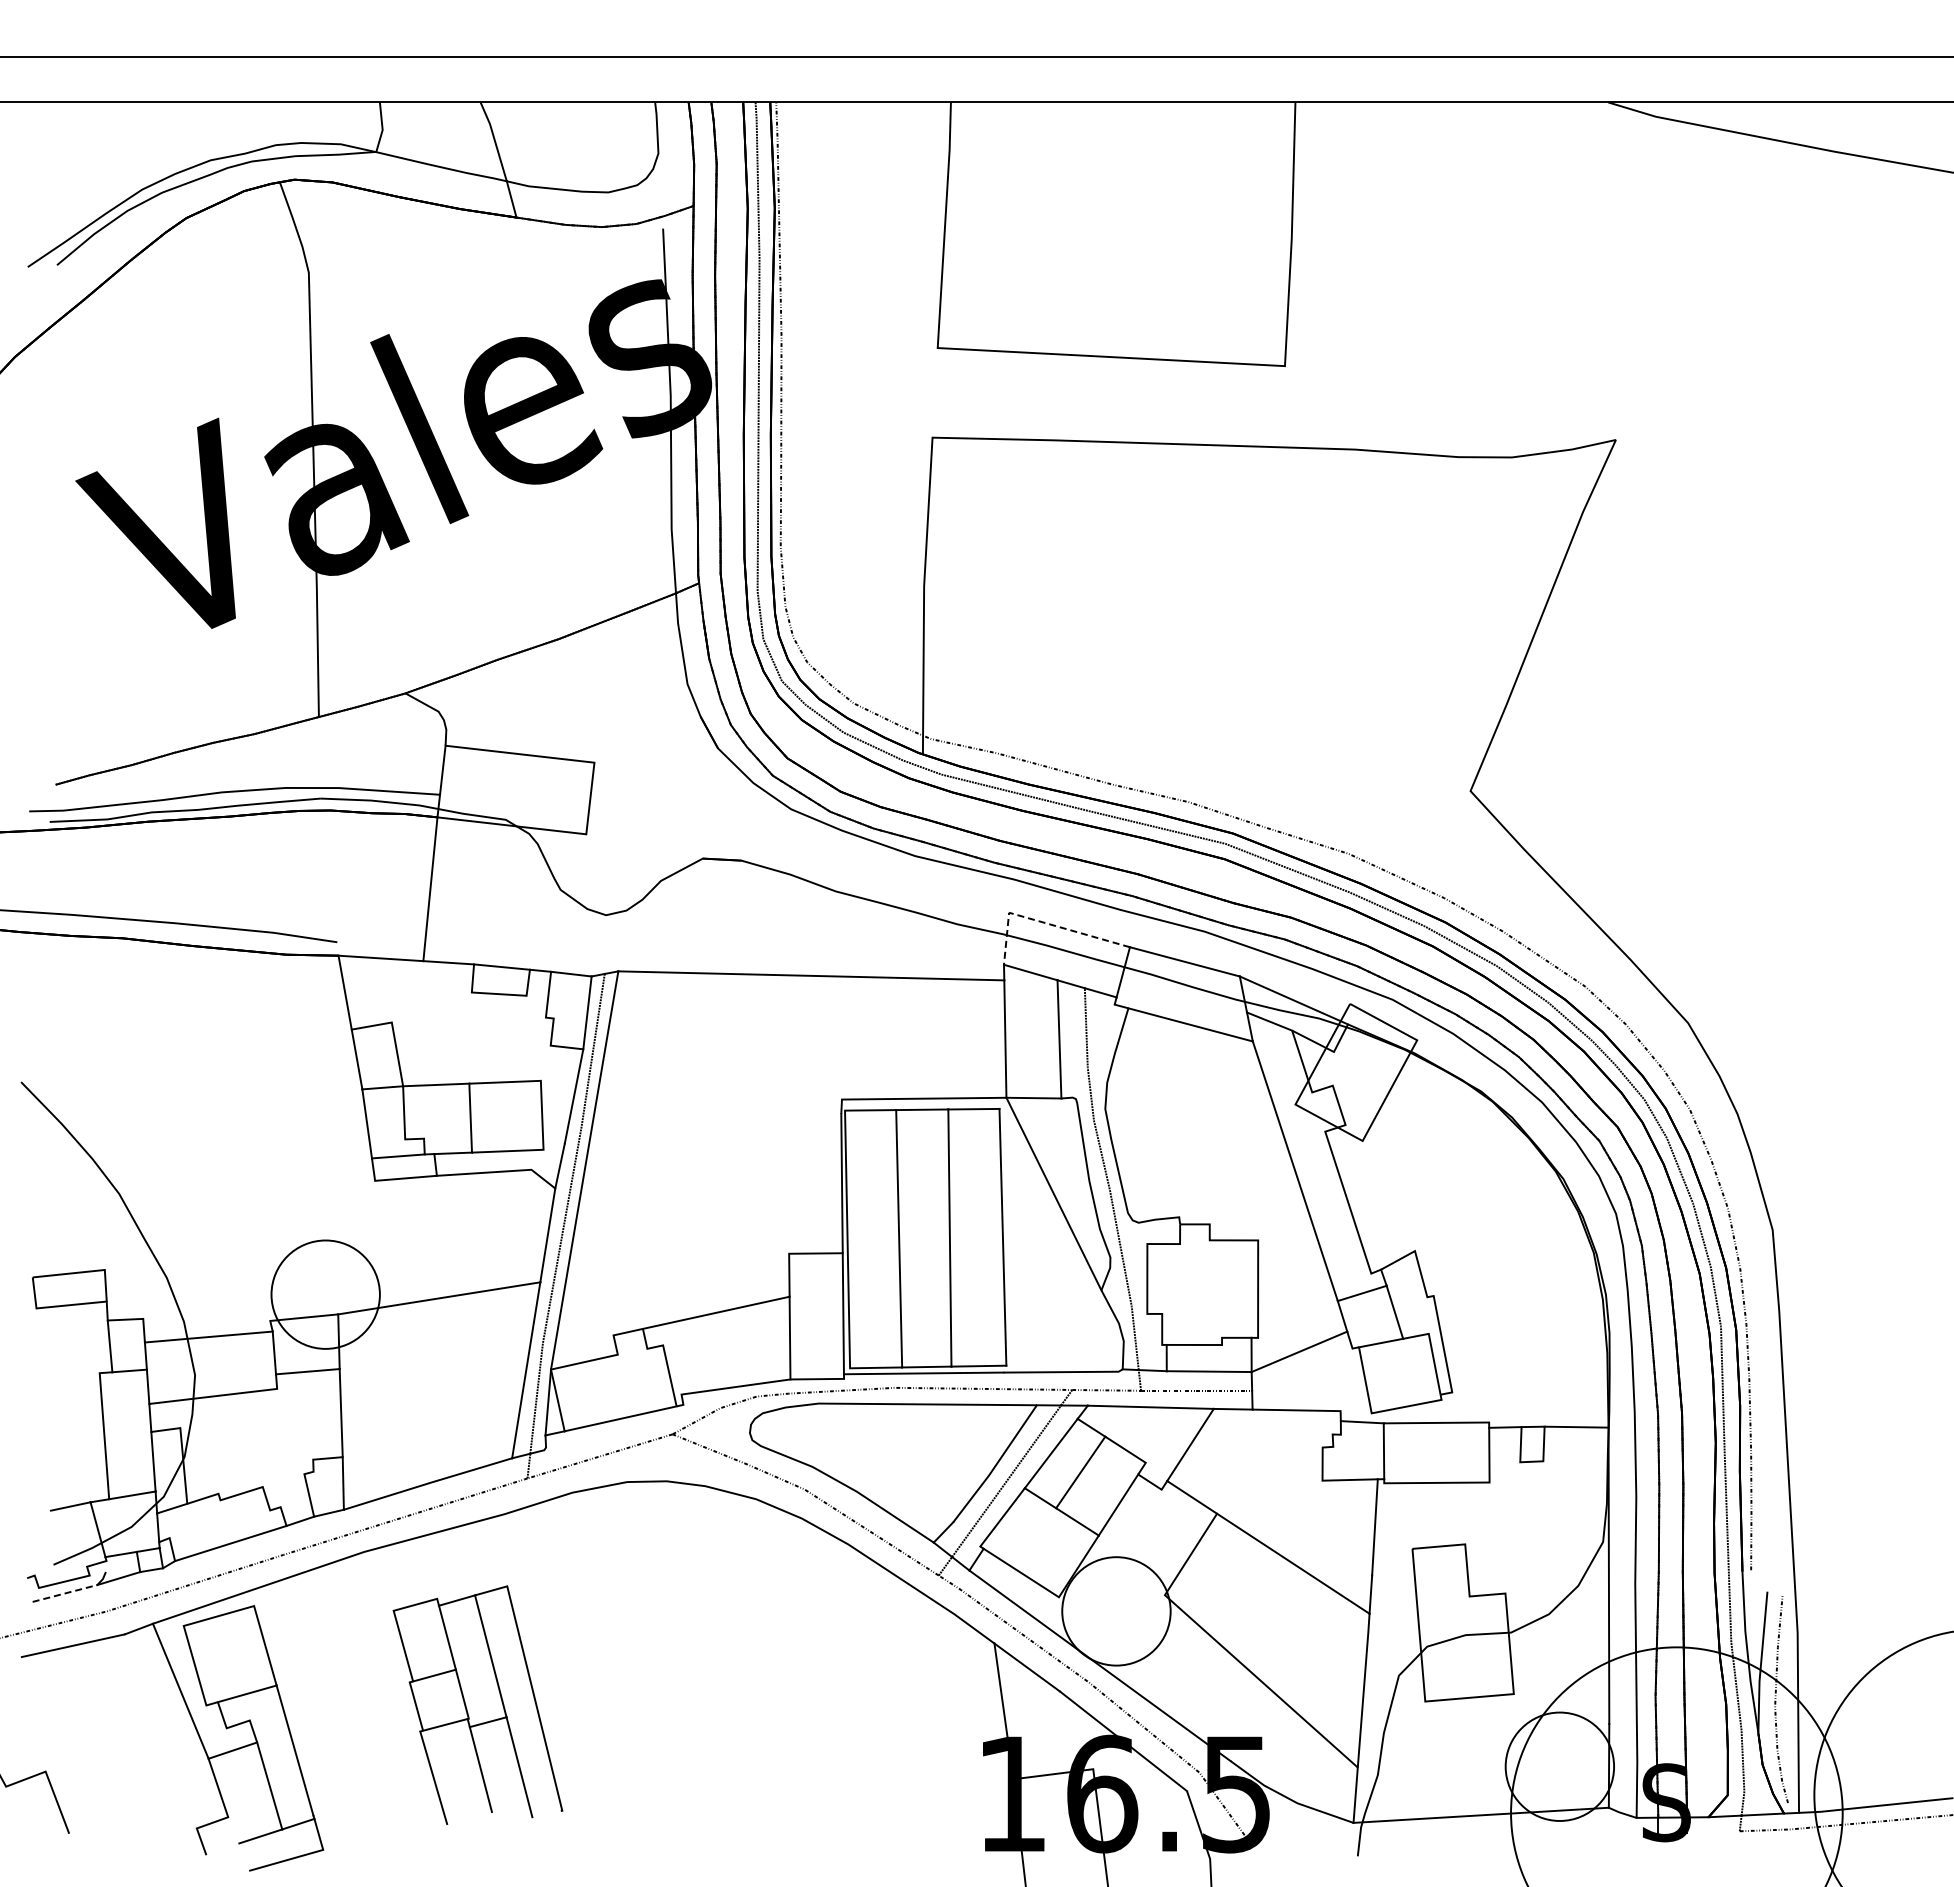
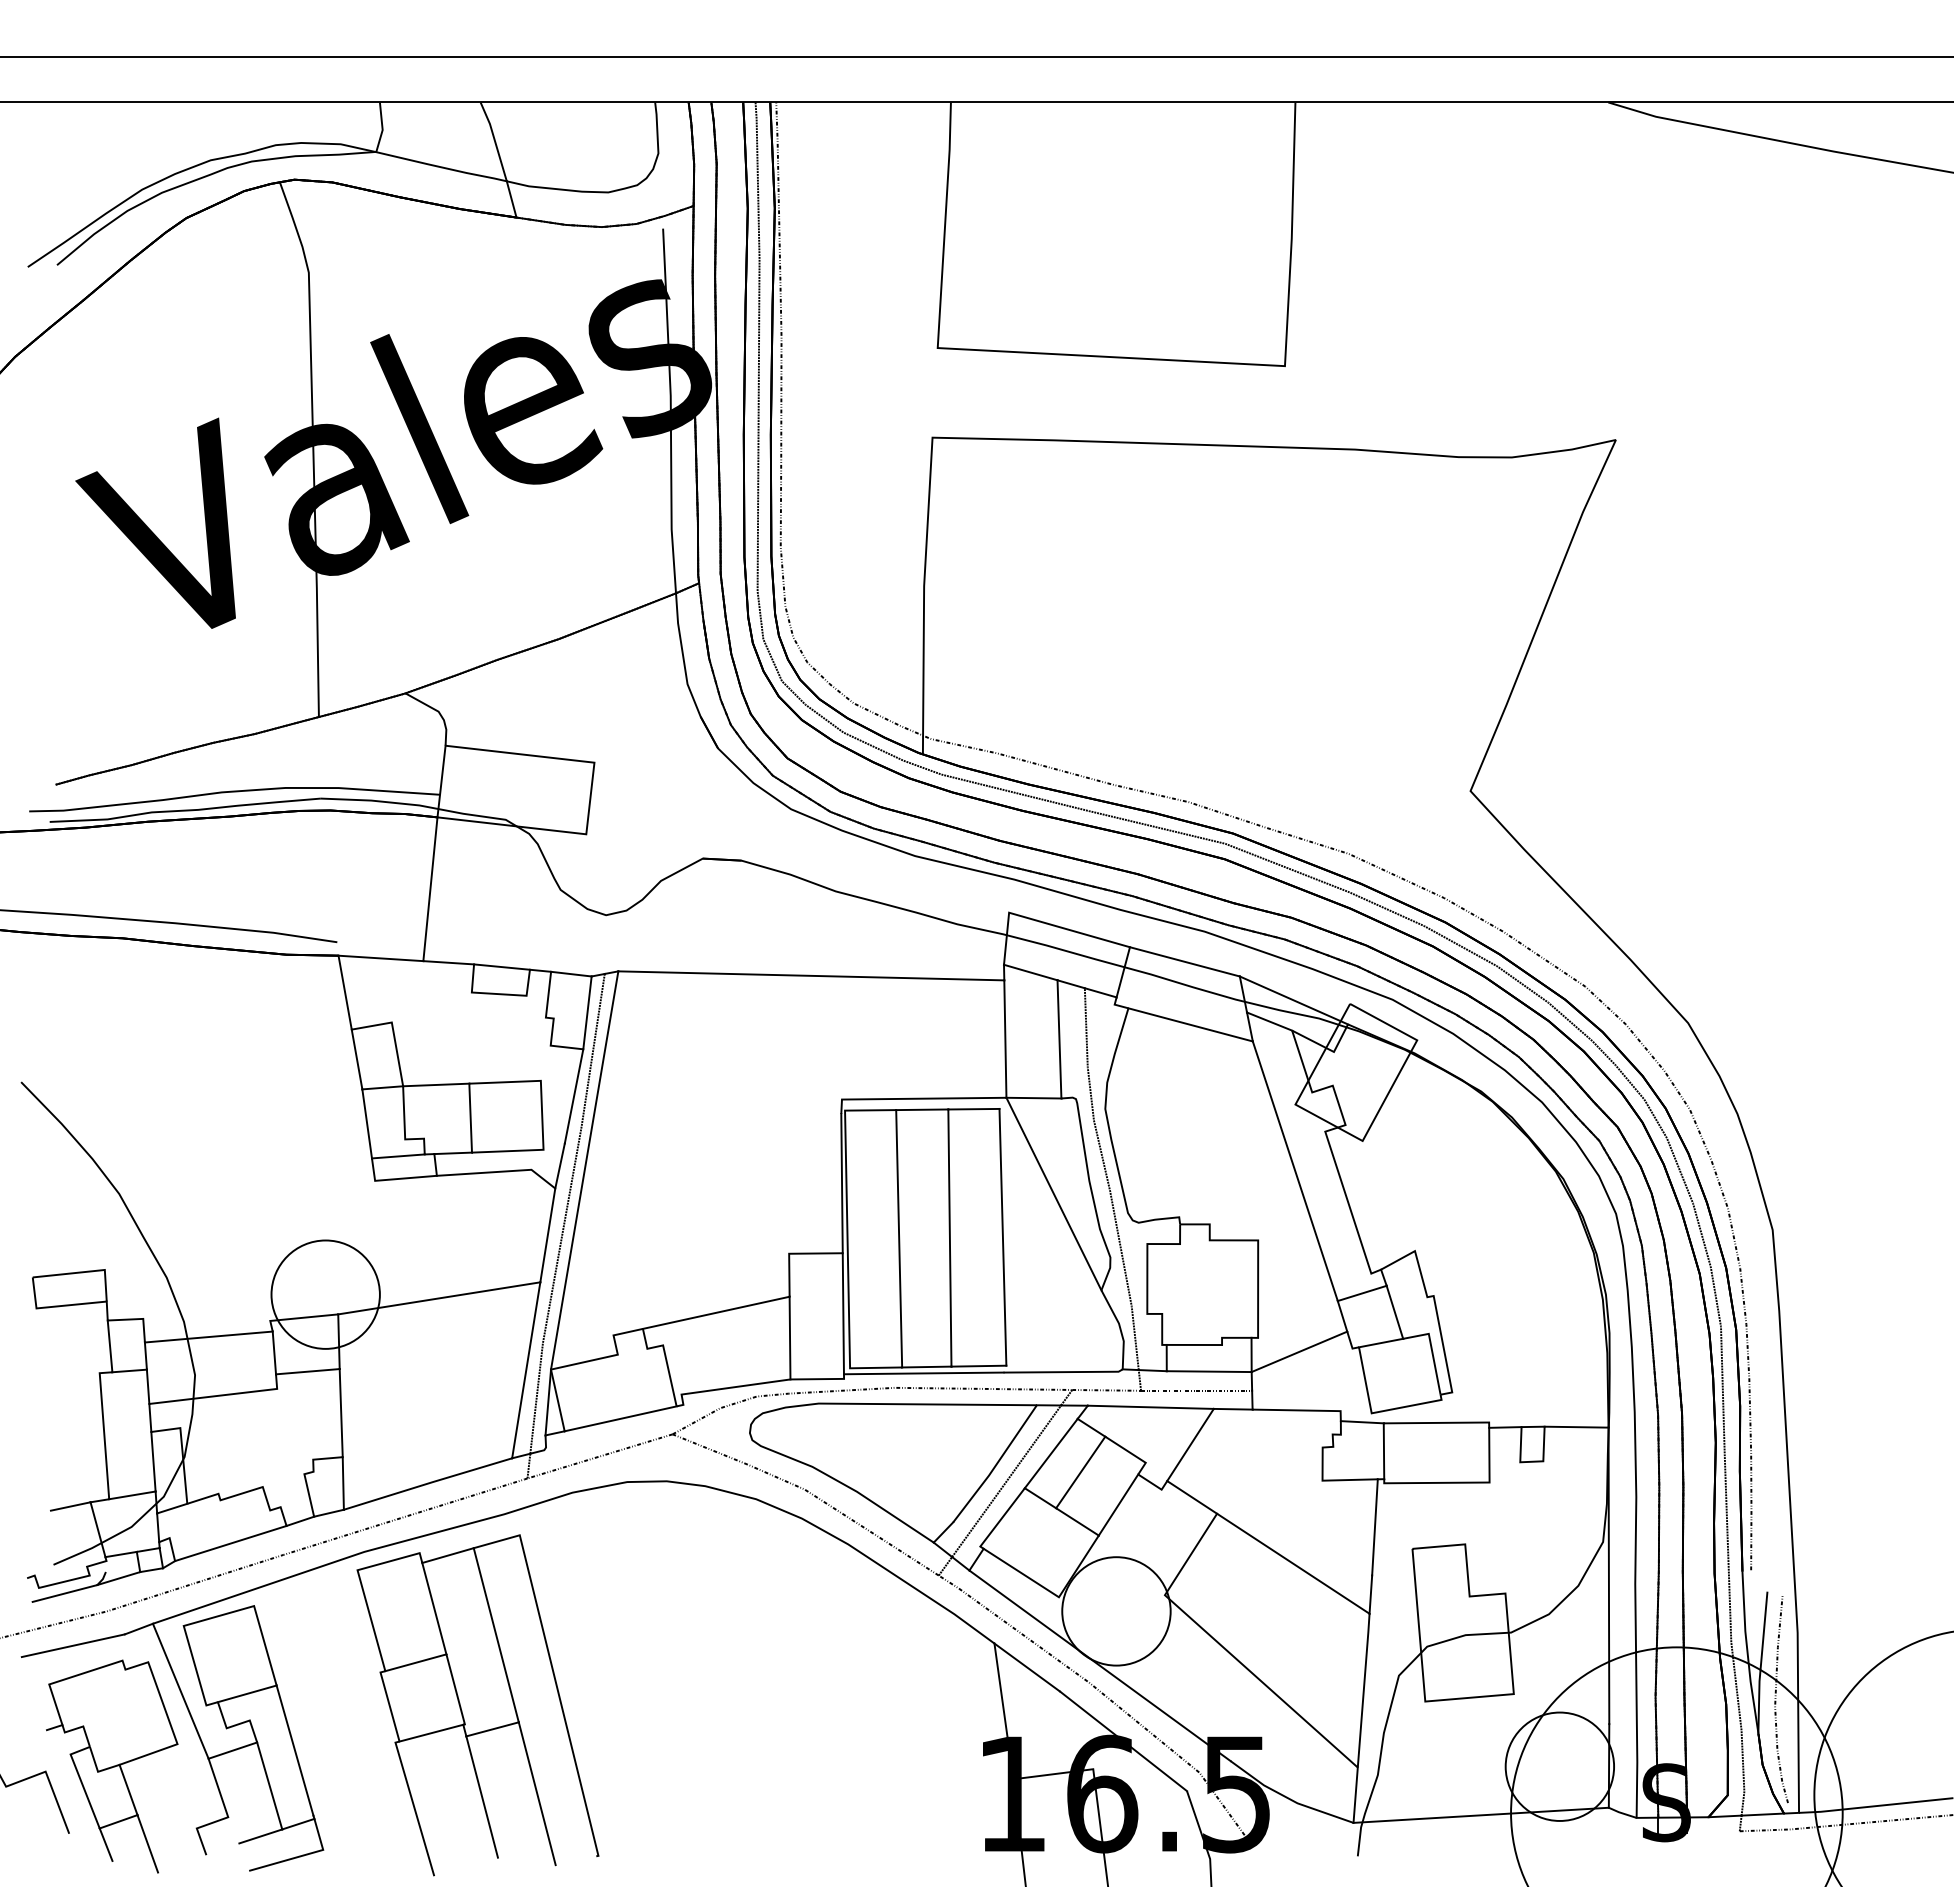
line: dashed -> solid (1043, 922)
line: dashed -> solid (65, 1593)
part size: 172x240 px -> 244x343 px (477, 1705)
part: none -> present (112, 1766)
